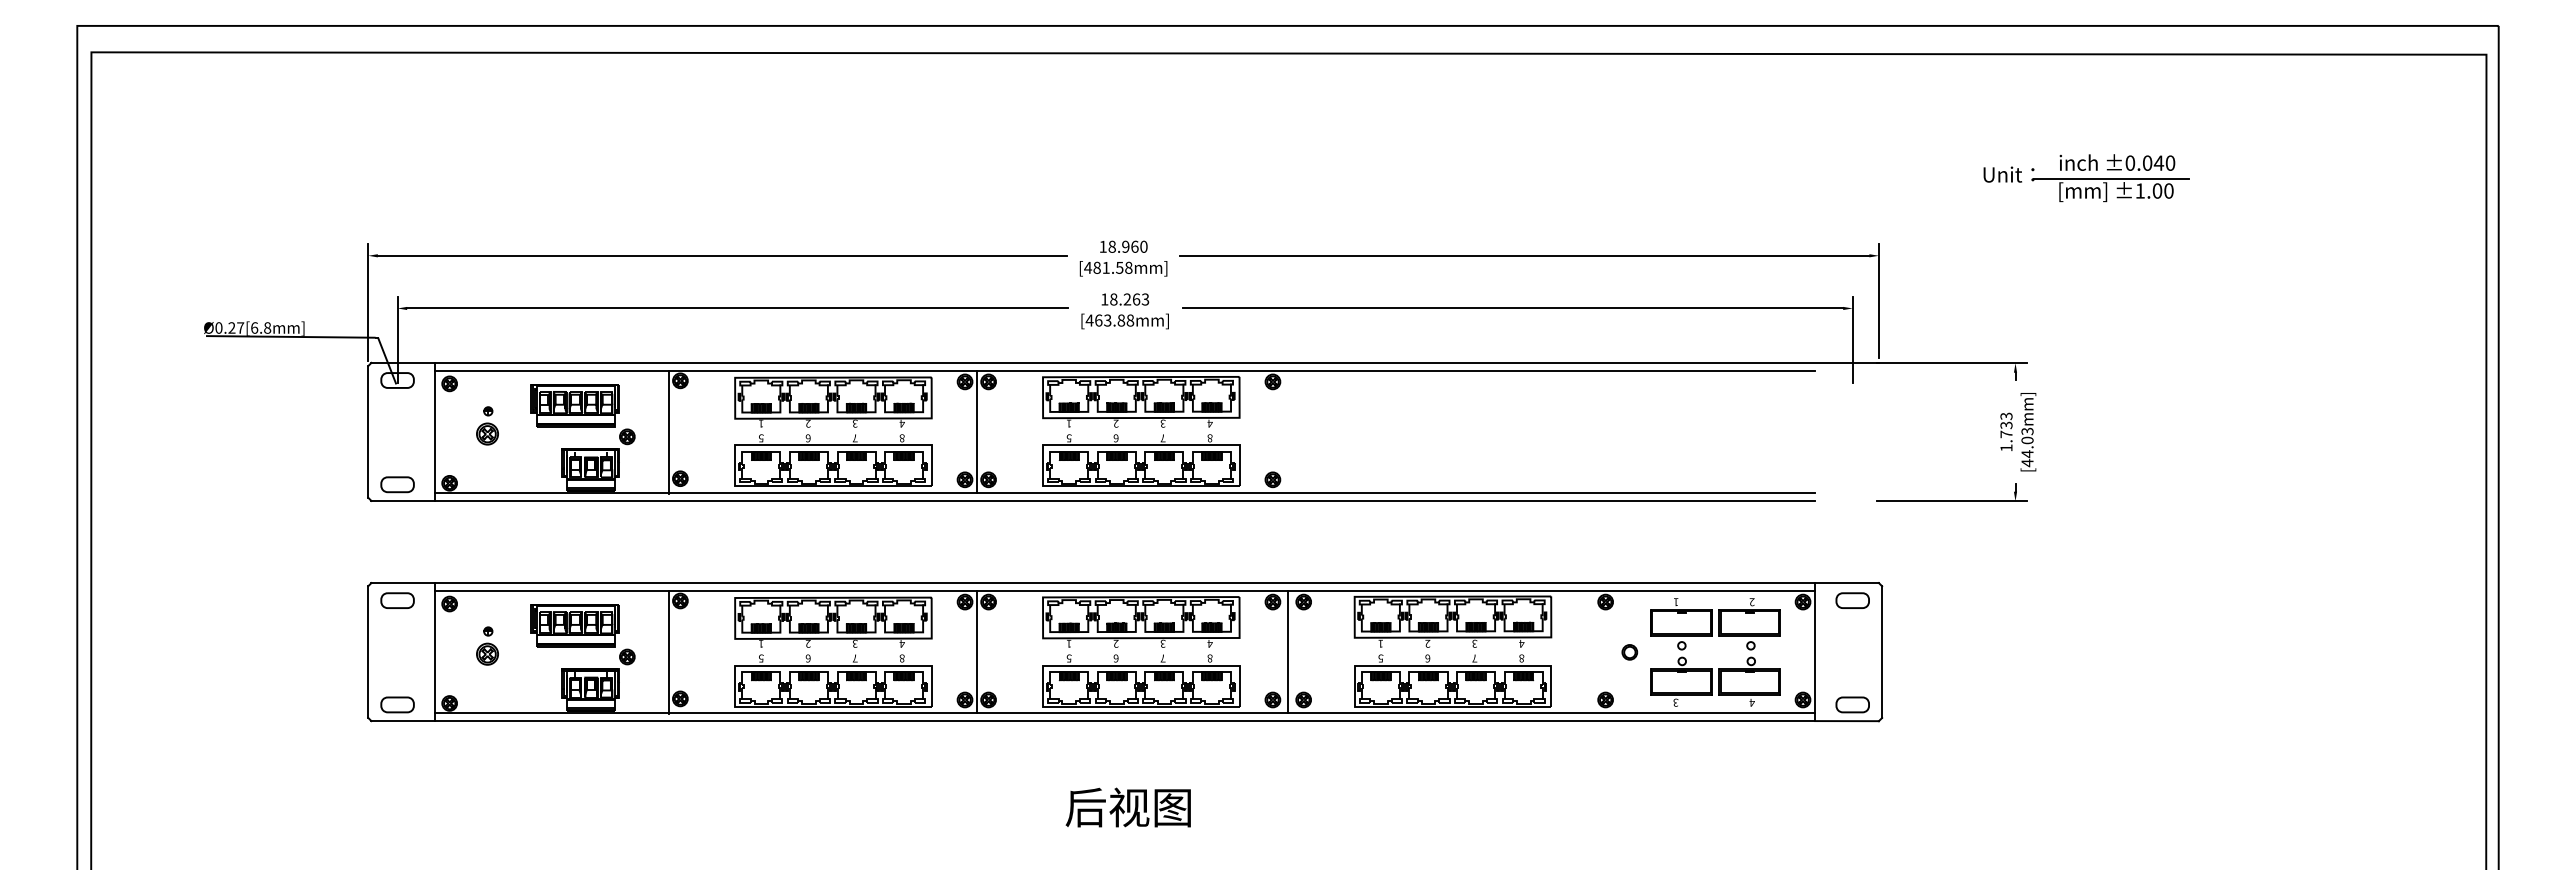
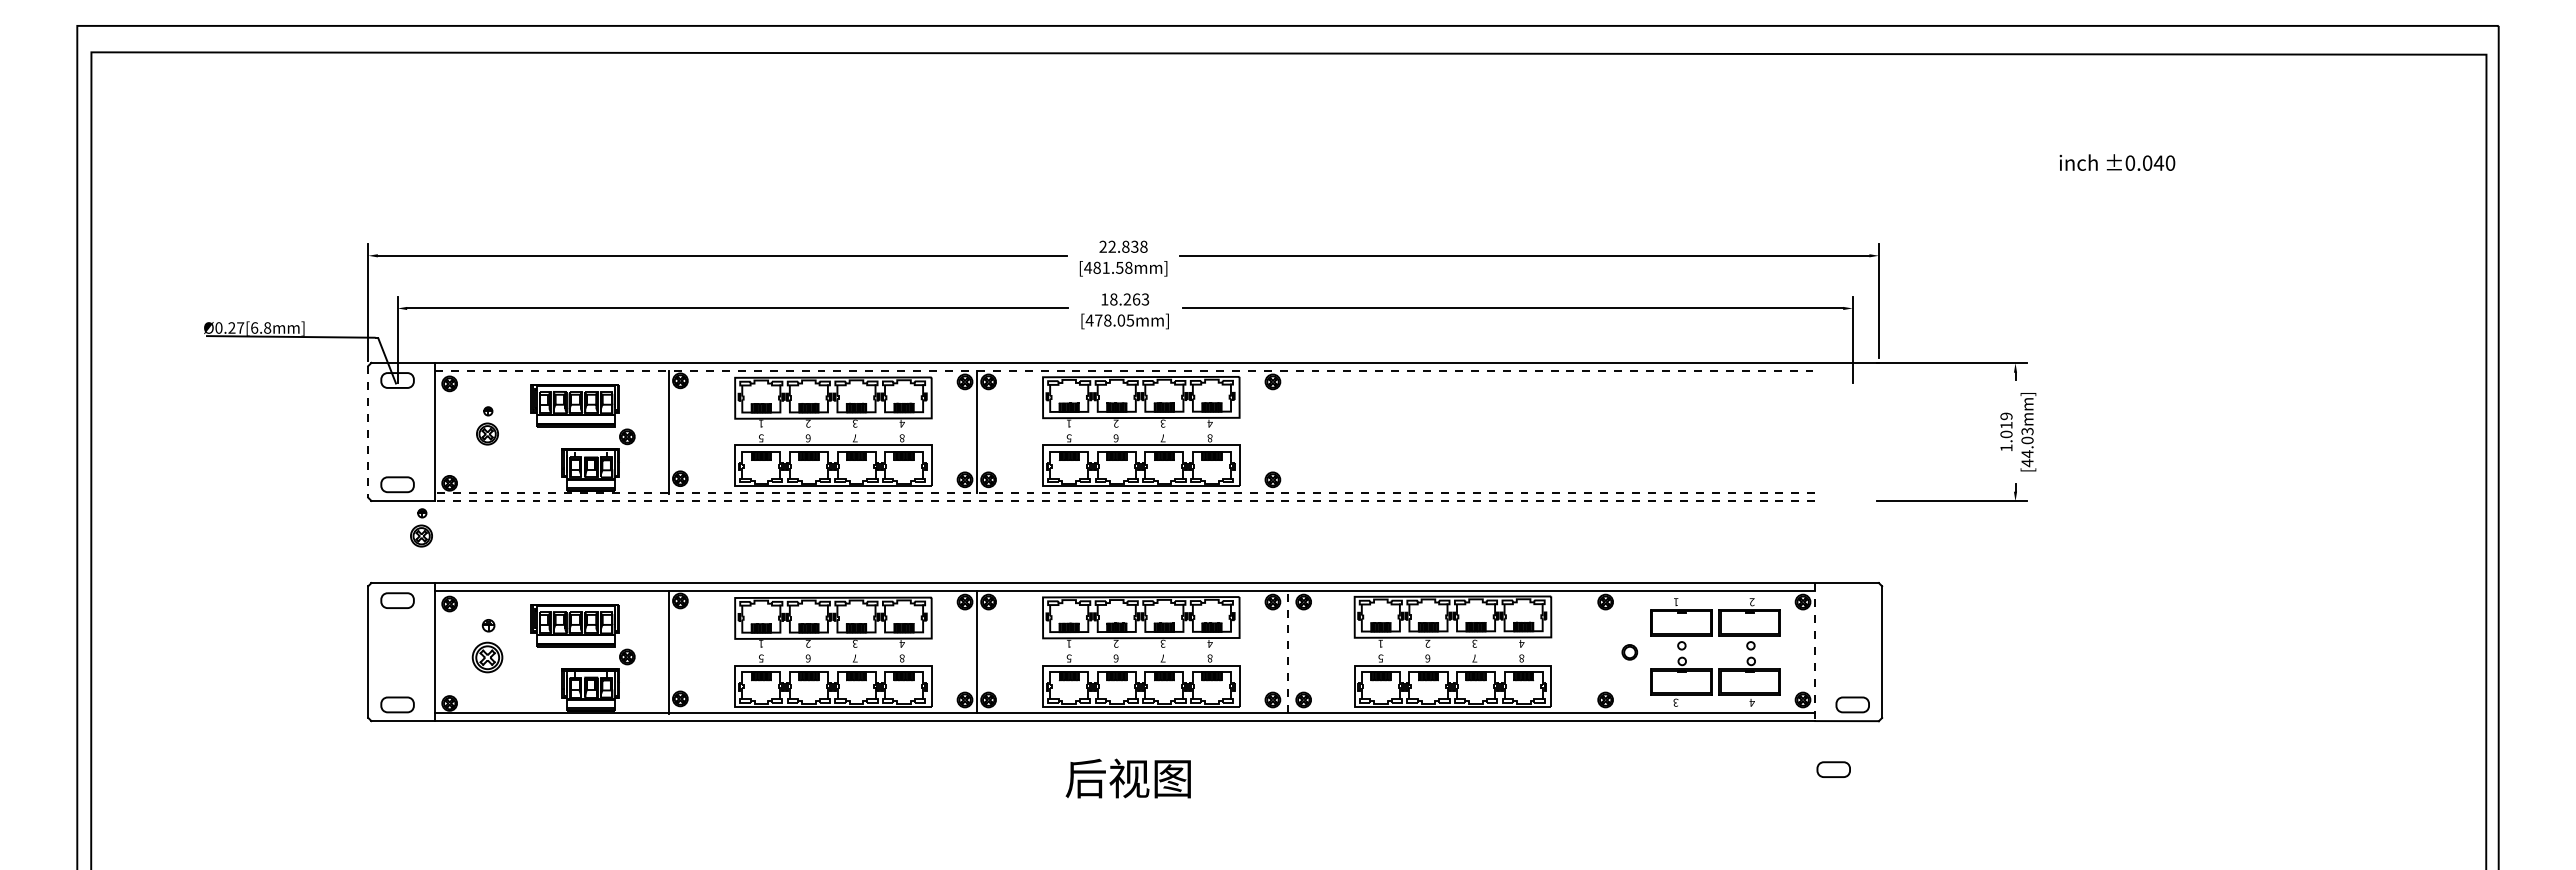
part: present -> none (2086, 184)
text: 18.960 -> 22.838 (1123, 246)
text: [463.88mm] -> [478.05mm] (1114, 320)
line: solid -> dashed (1125, 370)
text: 1.733 -> 1.019 (2006, 425)
line: solid -> dashed (368, 431)
line: solid -> dashed (1124, 492)
line: solid -> dashed (1124, 500)
part: none -> present (421, 527)
part position: (1852, 600) -> (1833, 769) (1833, 769)
part size: 23x40 px -> 33x55 px (487, 646)
line: solid -> dashed (1288, 651)
line: solid -> dashed (1815, 652)
text position: (1127, 807) -> (1127, 778) (1127, 778)
